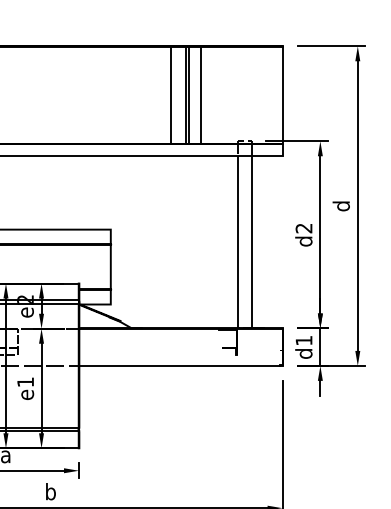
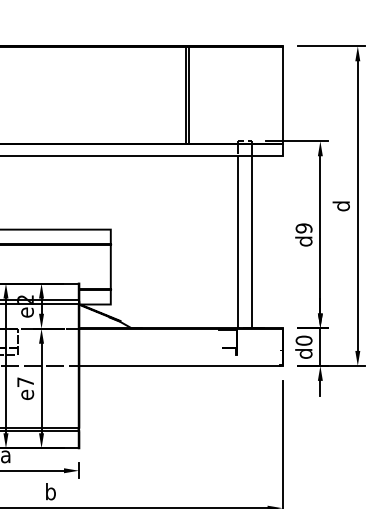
line: present -> none (170, 94)
line: present -> none (200, 94)
text: d2 -> d9 (303, 228)
text: d1 -> d0 (303, 340)
text: e1 -> e7 (25, 381)
